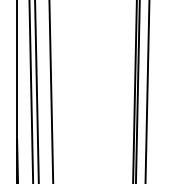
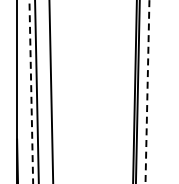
line: solid -> dashed (147, 91)
line: solid -> dashed (31, 92)
